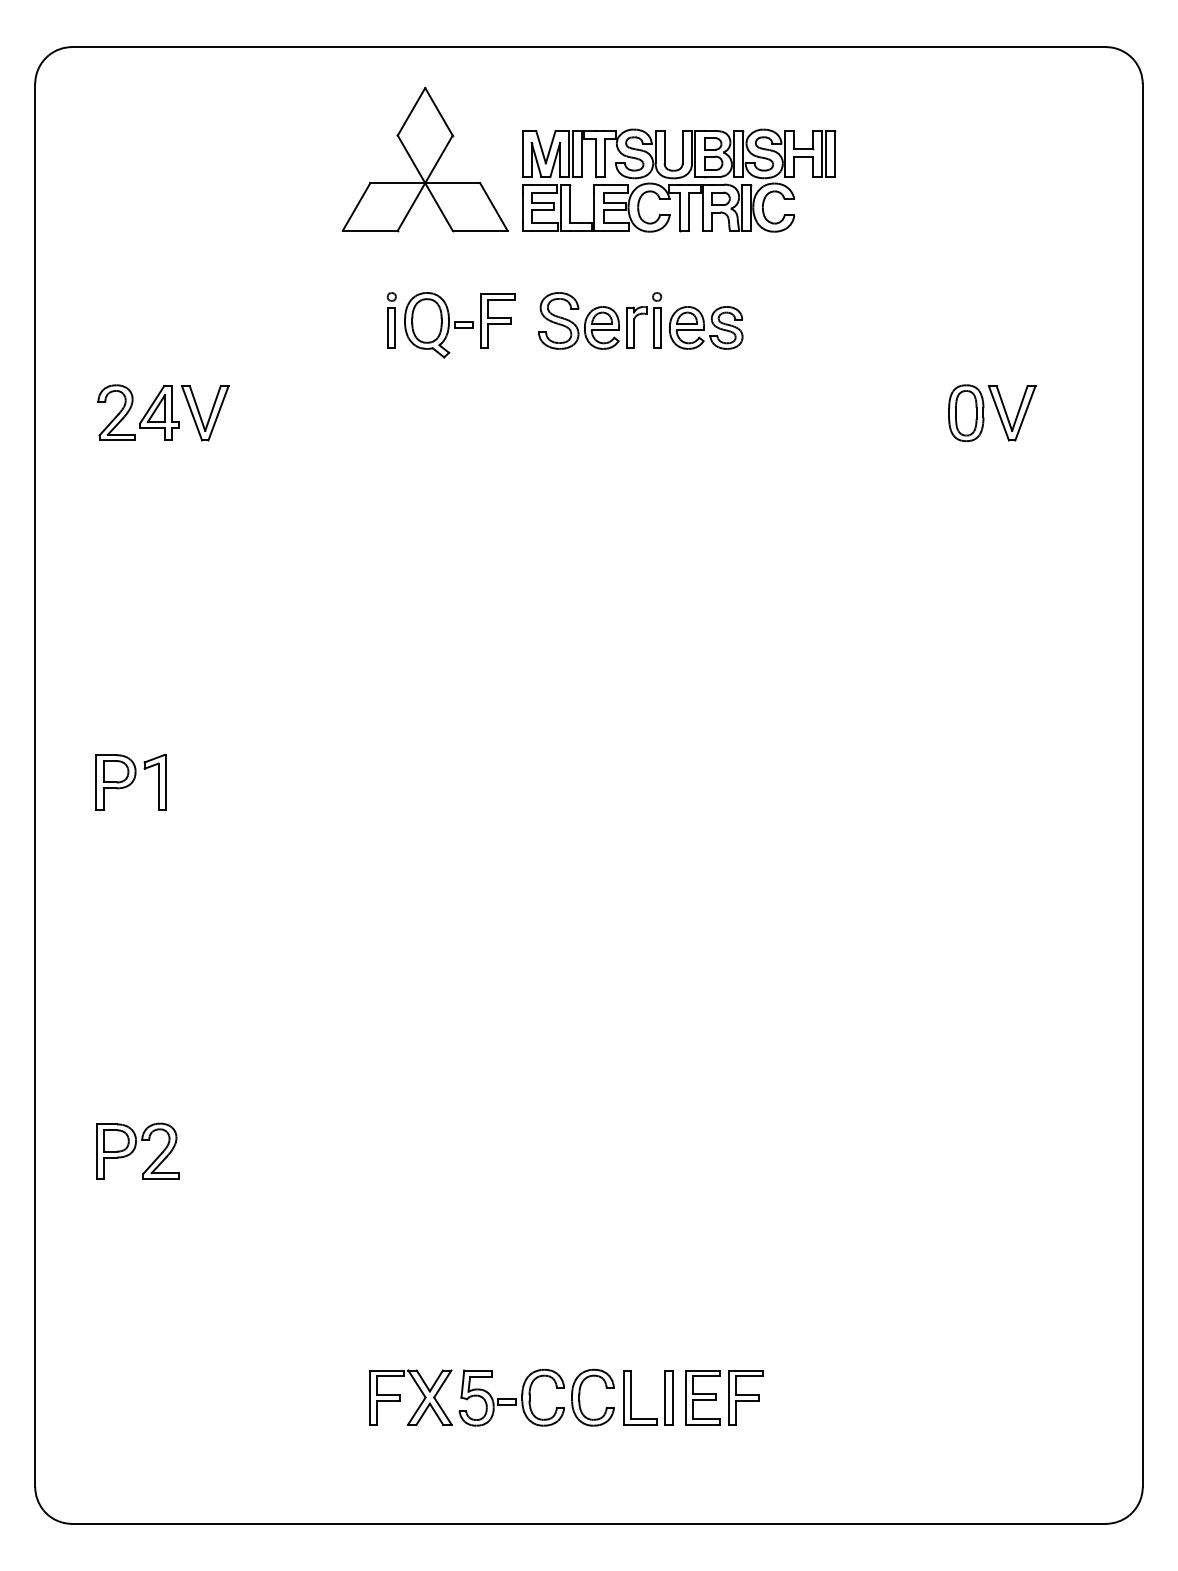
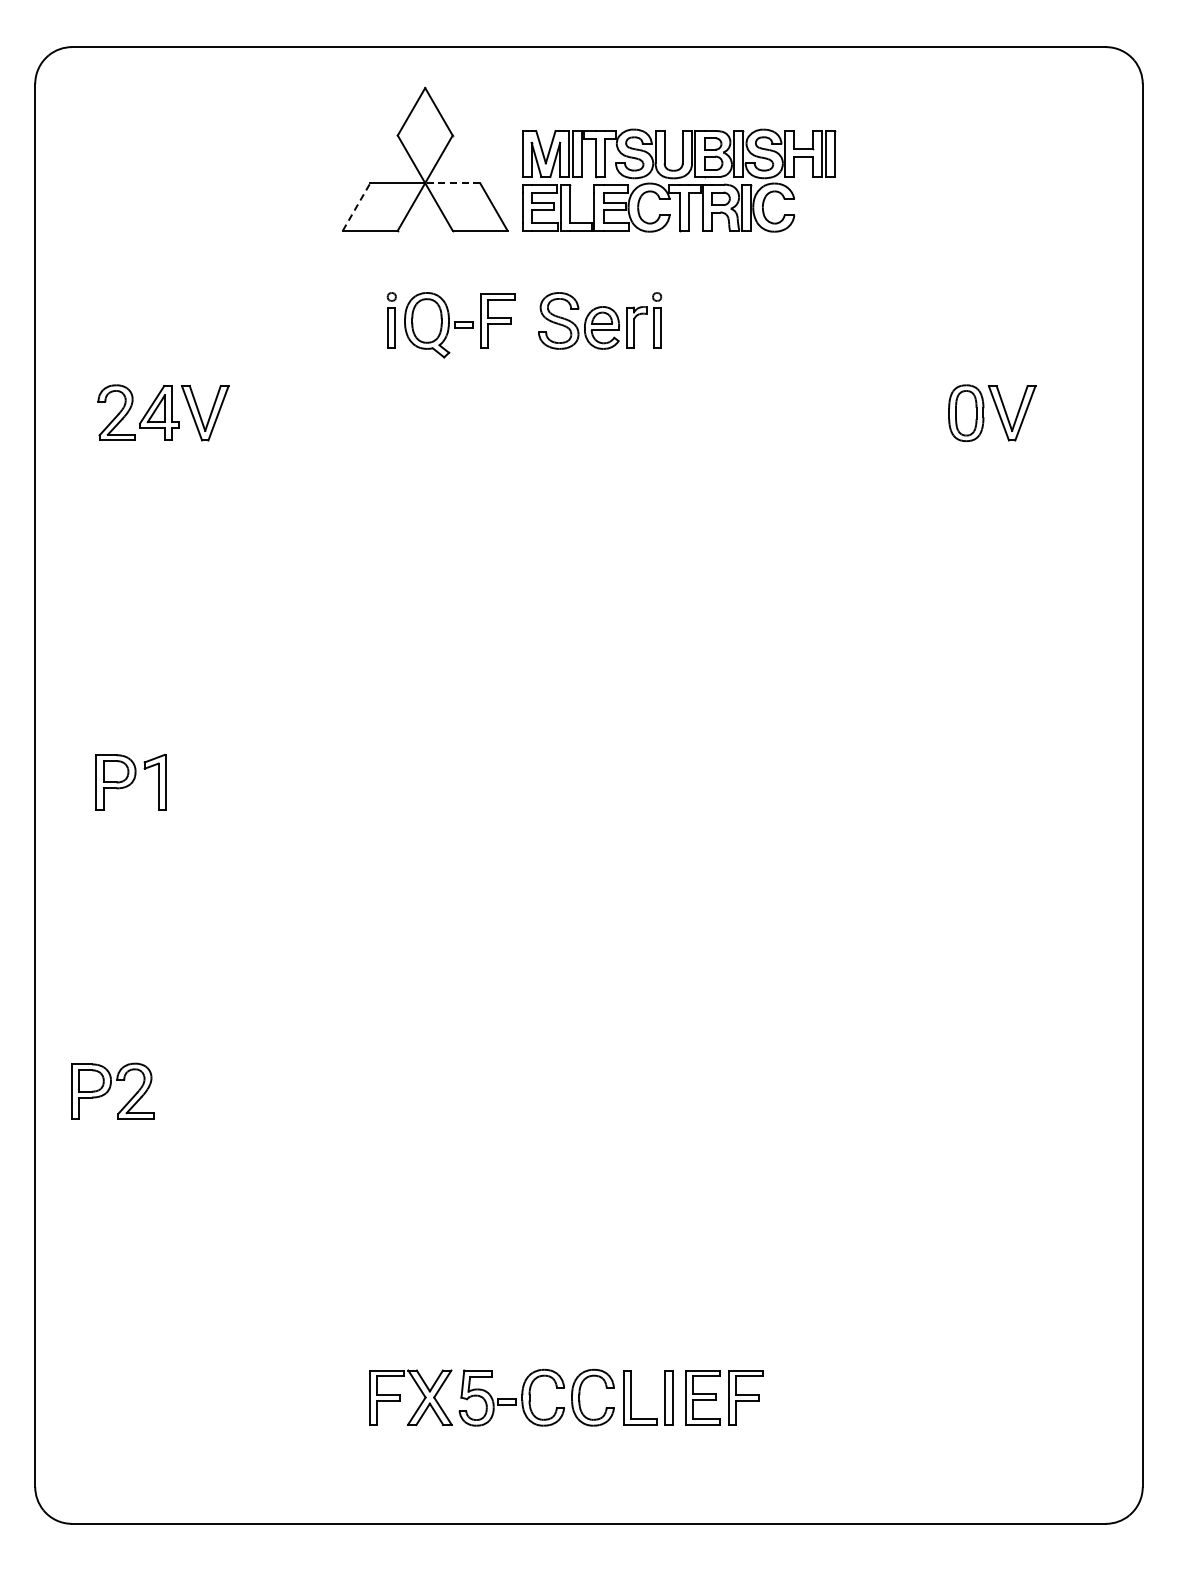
line: solid -> dashed (452, 183)
line: solid -> dashed (356, 206)
part: present -> none (706, 327)
part position: (137, 1150) -> (112, 1090) (112, 1090)
